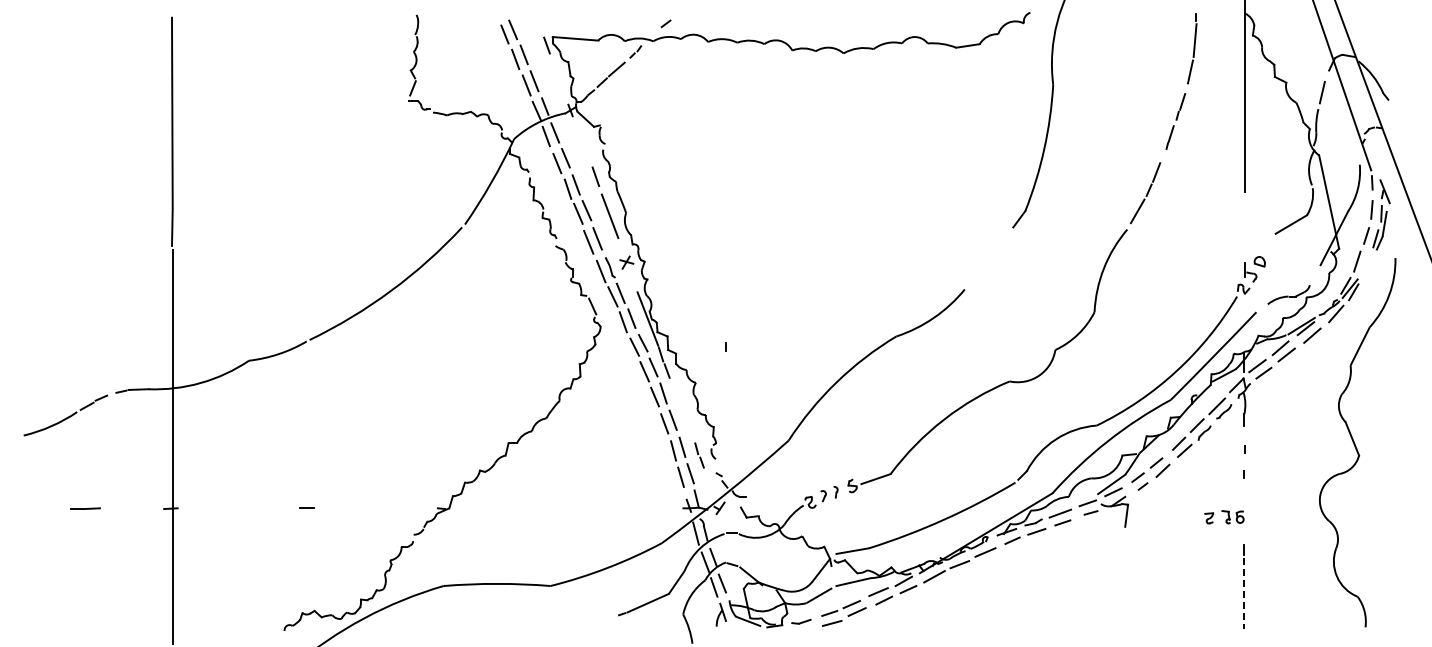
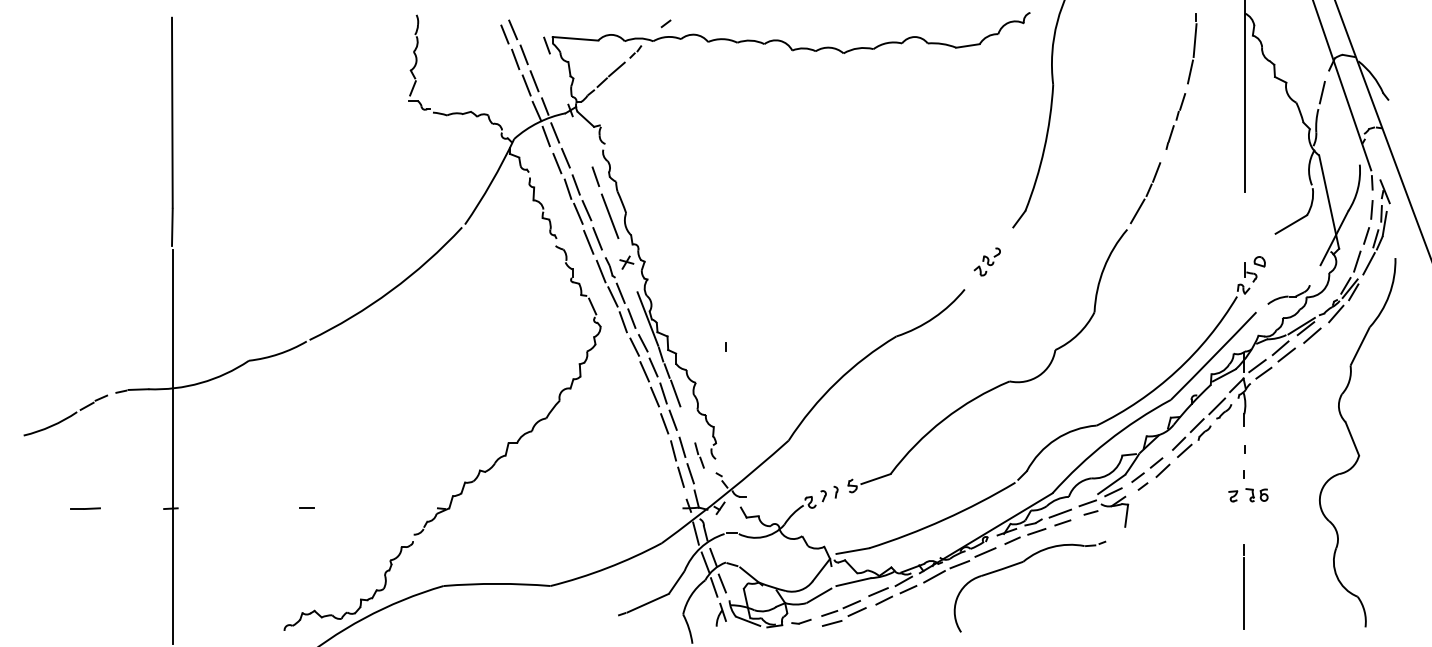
part: none -> present (986, 261)
line: none -> present (1368, 263)
line: none -> present (675, 393)
part position: (1224, 517) -> (1248, 495) (1248, 495)
part: none -> present (1019, 564)
line: dashed -> solid (1244, 593)
